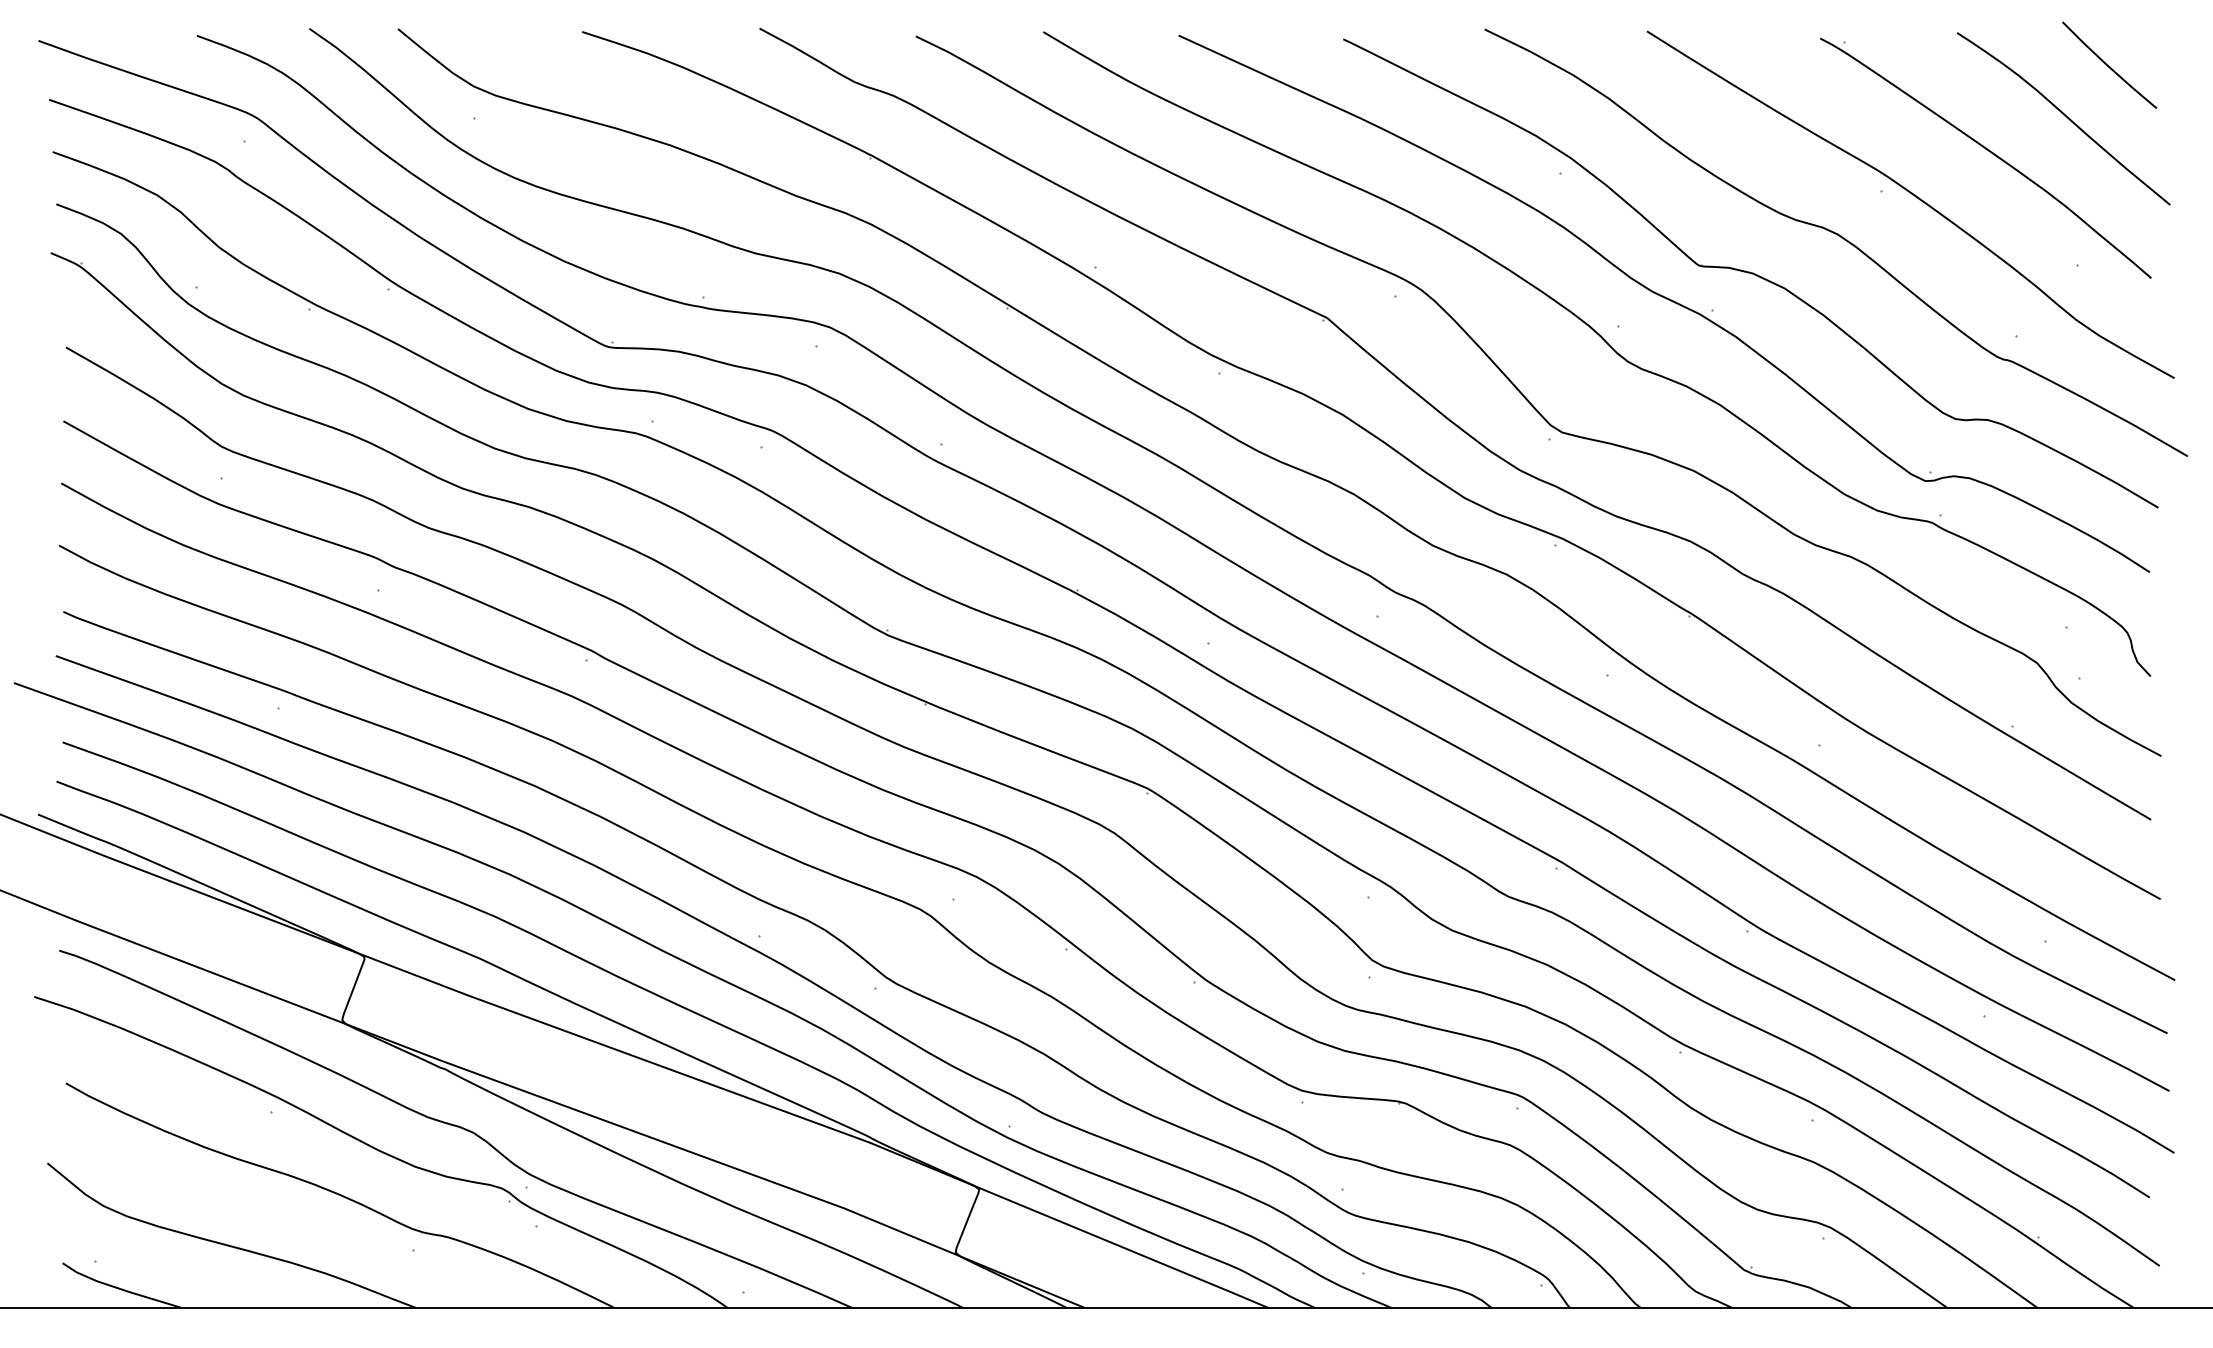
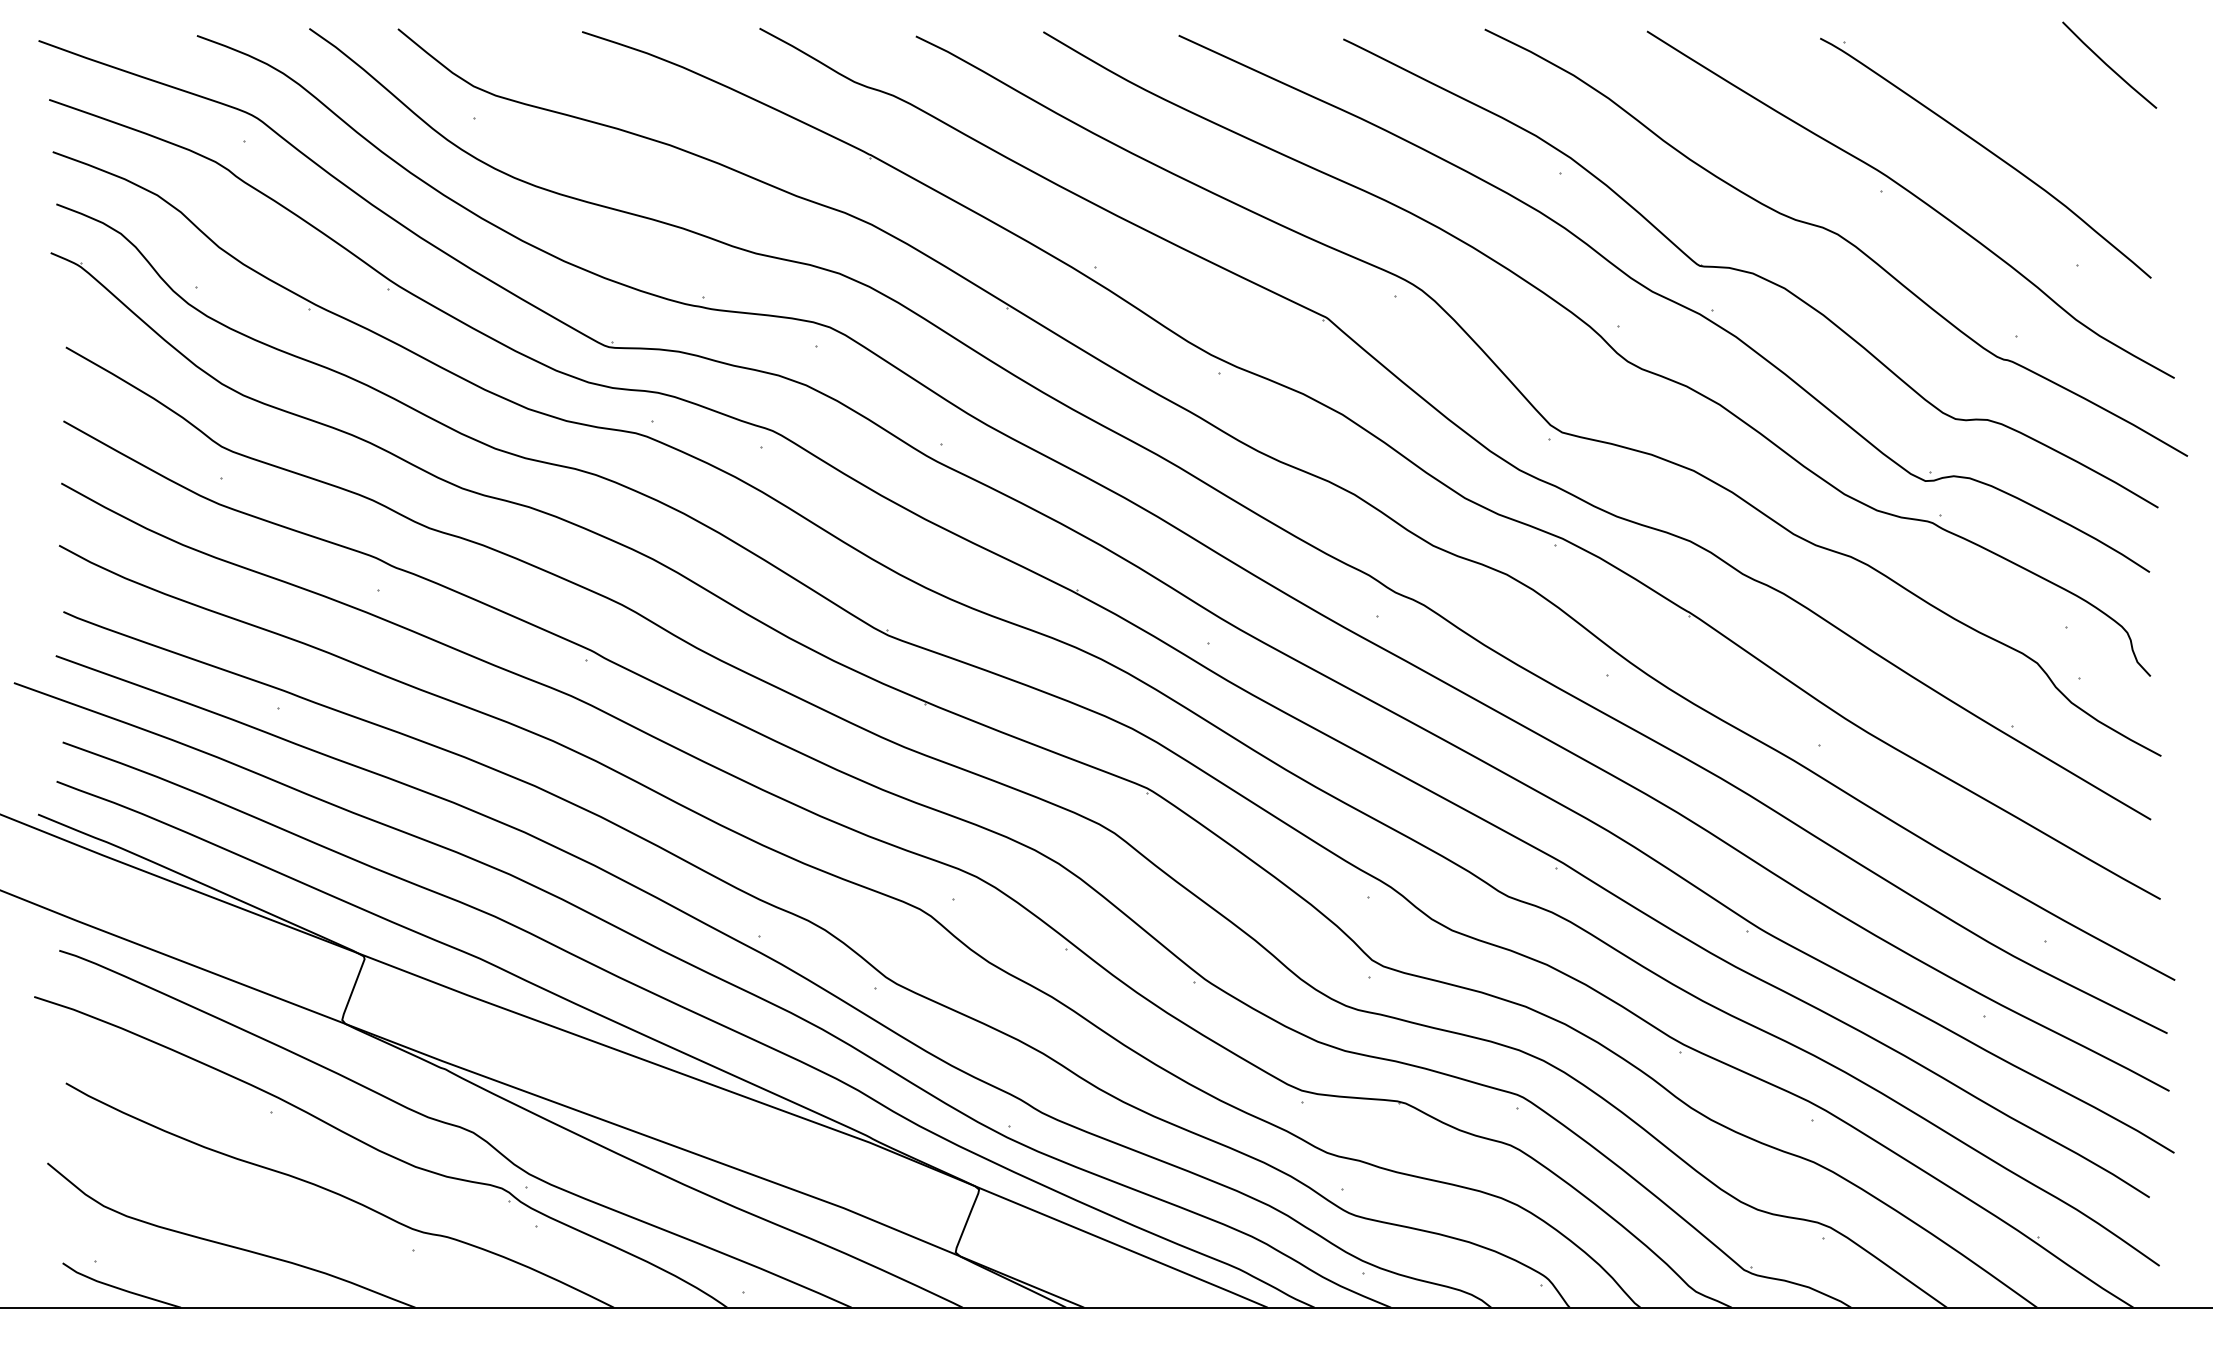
curve: present -> none (2065, 116)
